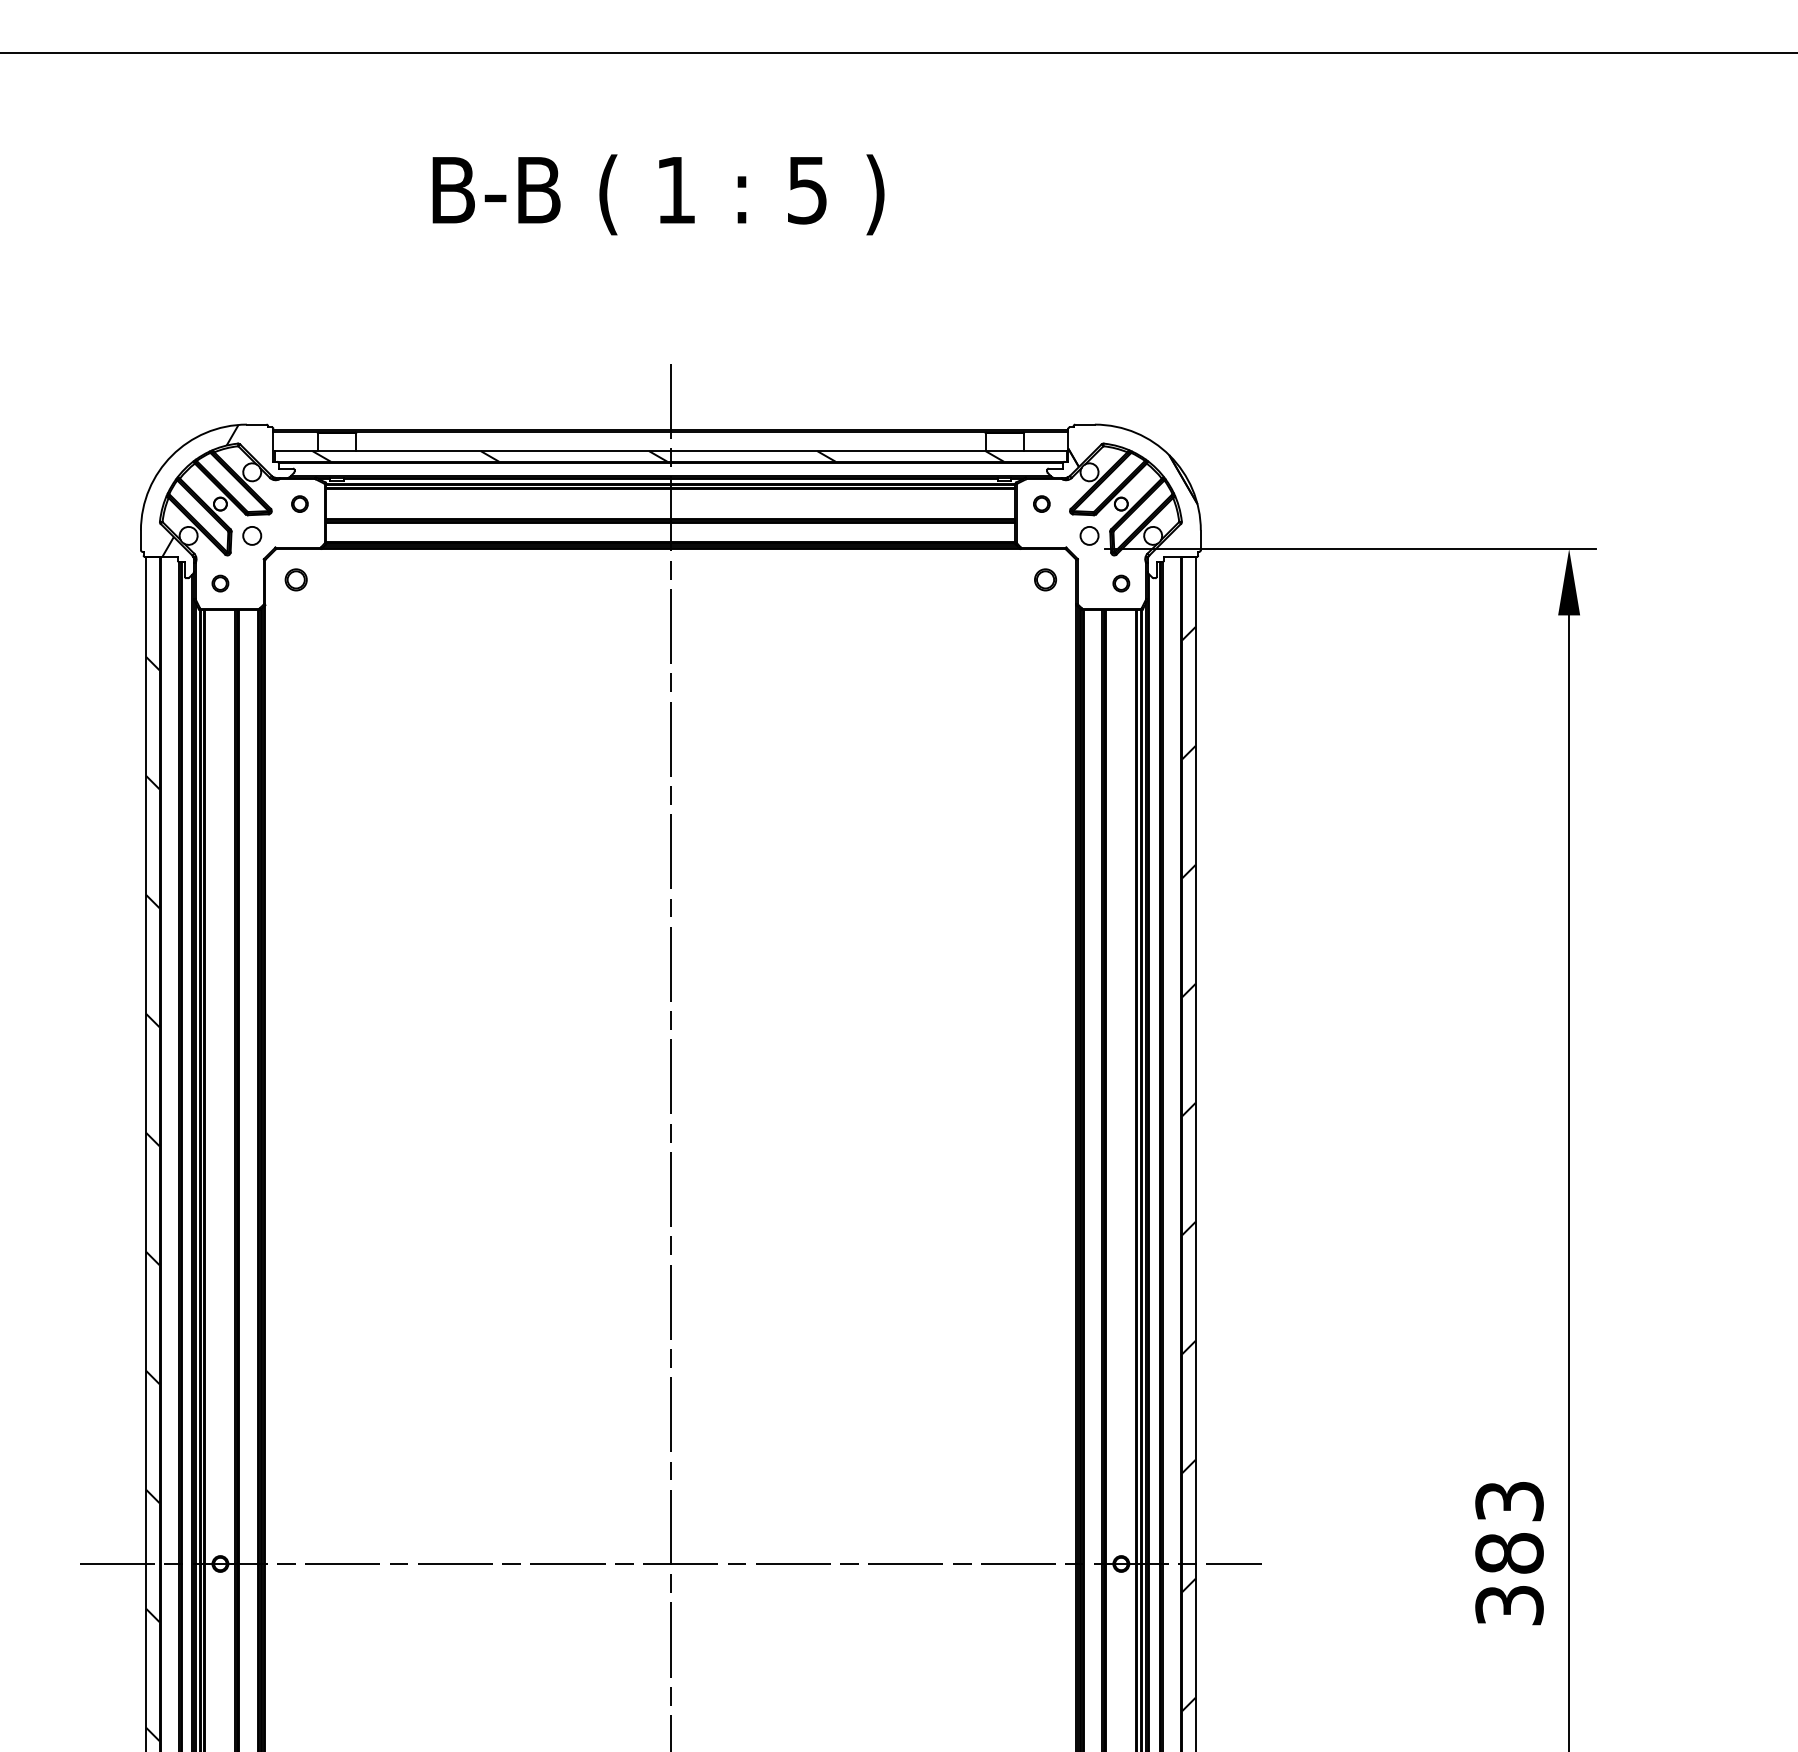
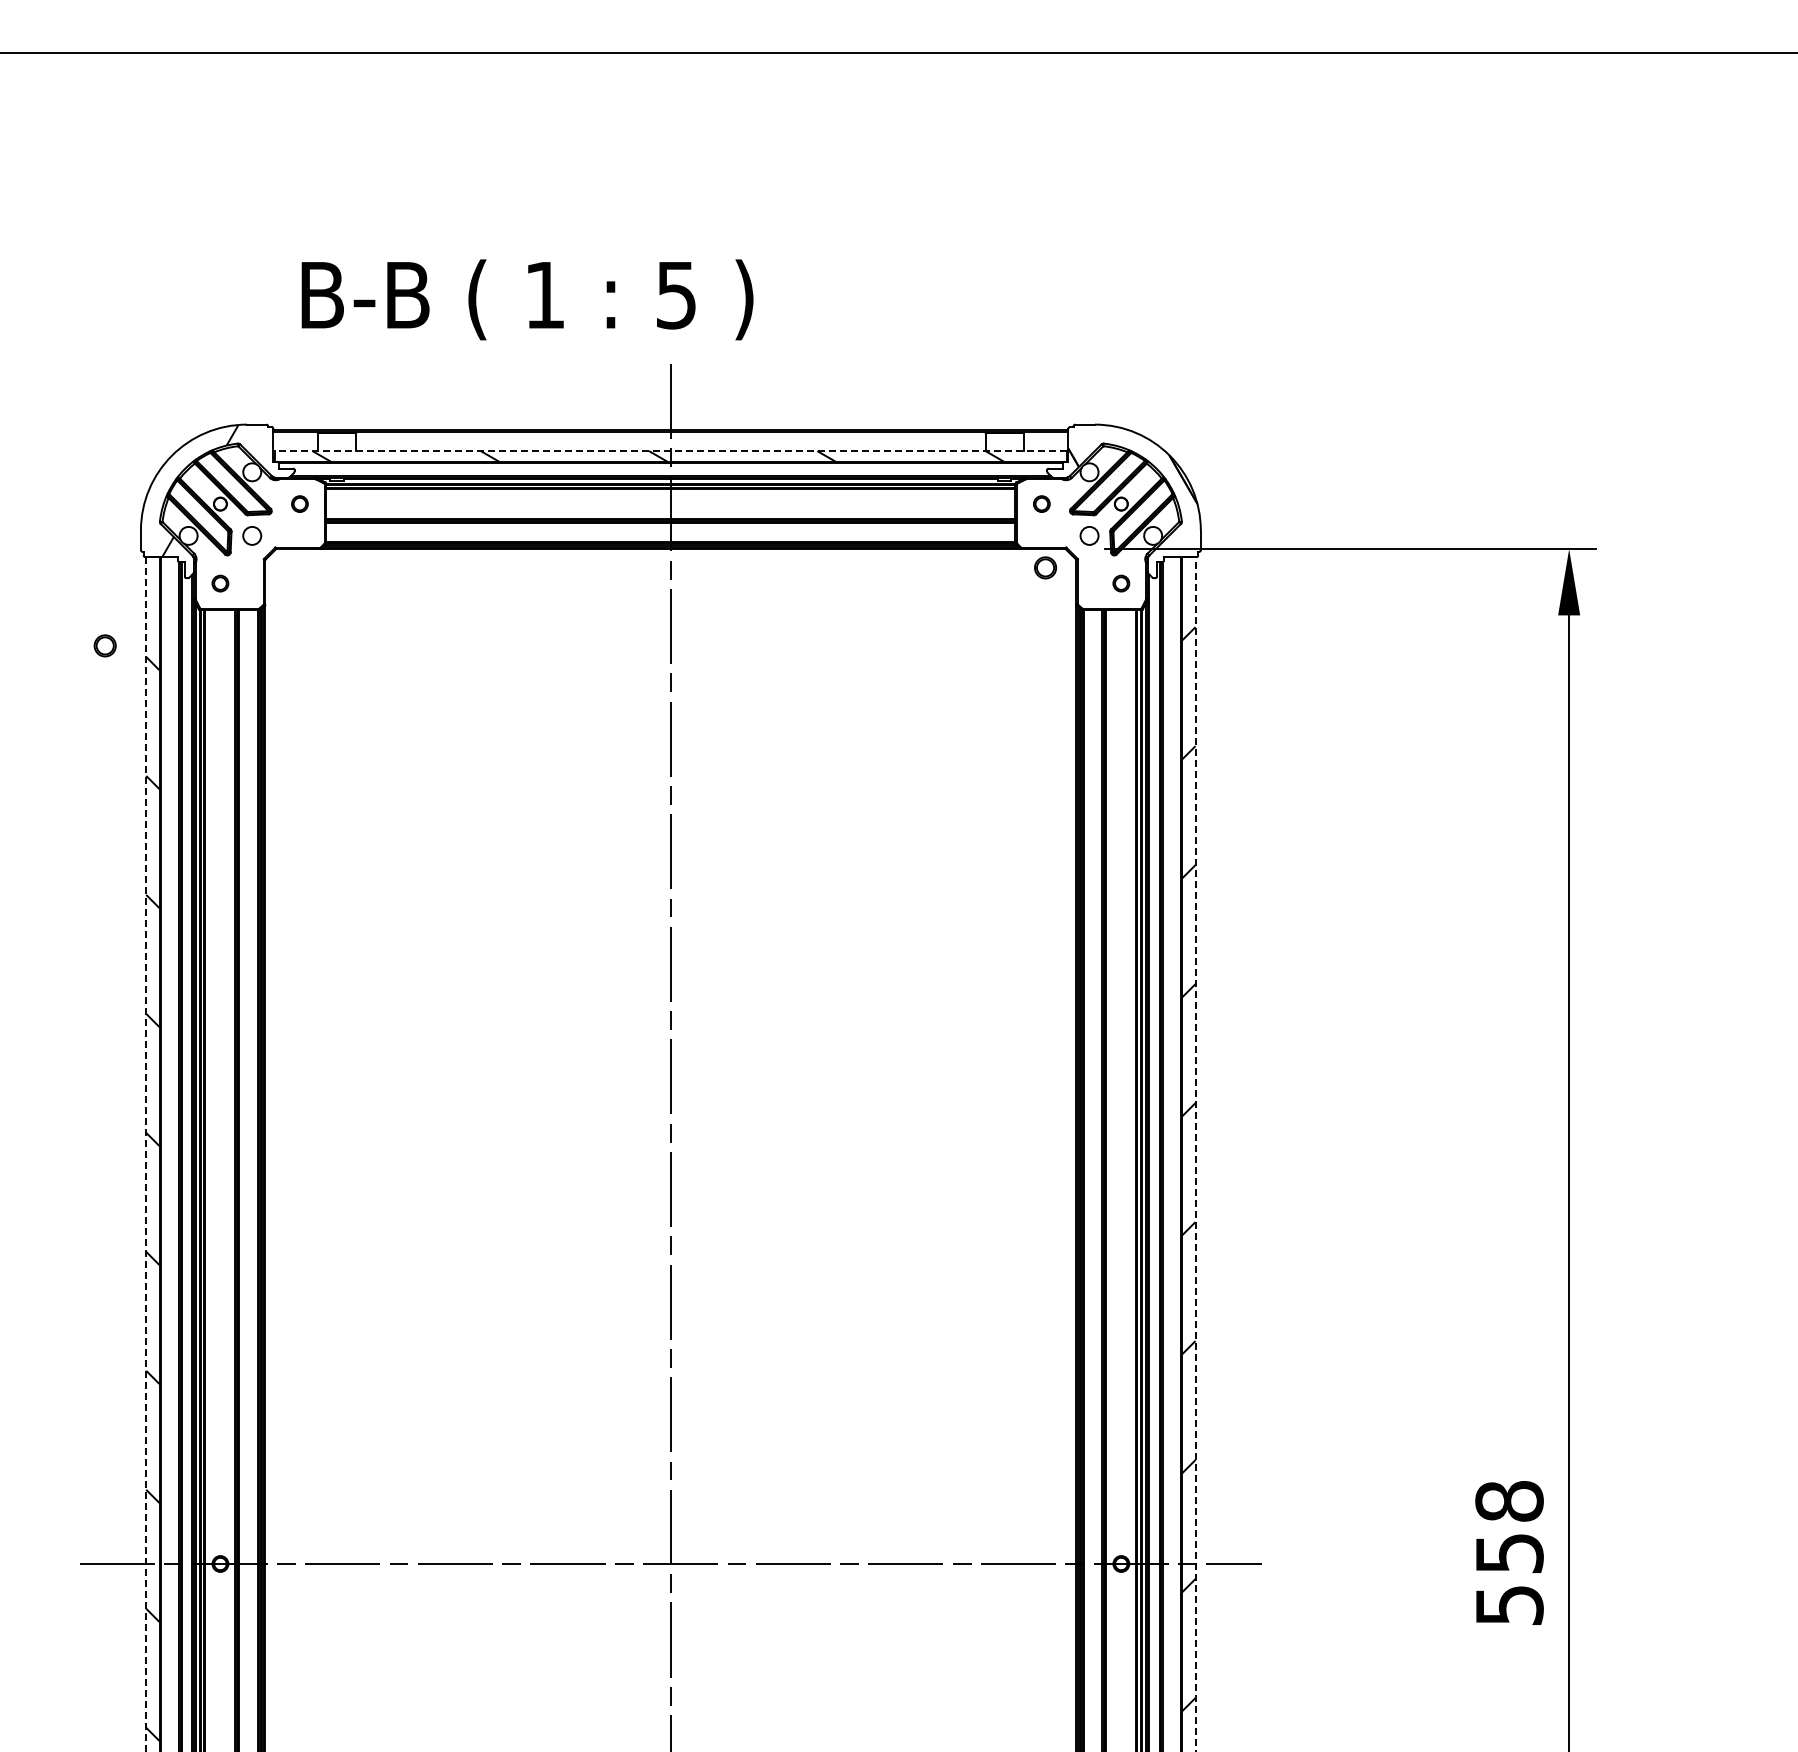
text position: (658, 194) -> (527, 299) (527, 299)
line: solid -> dashed (670, 451)
part position: (295, 579) -> (104, 645) (104, 645)
part position: (1045, 579) -> (1045, 567) (1045, 567)
line: solid -> dashed (1195, 1154)
line: solid -> dashed (146, 1155)
text: 383 -> 558 (1509, 1552)
